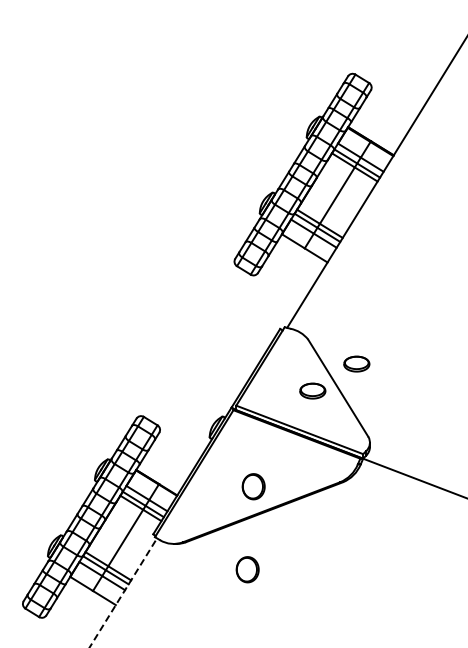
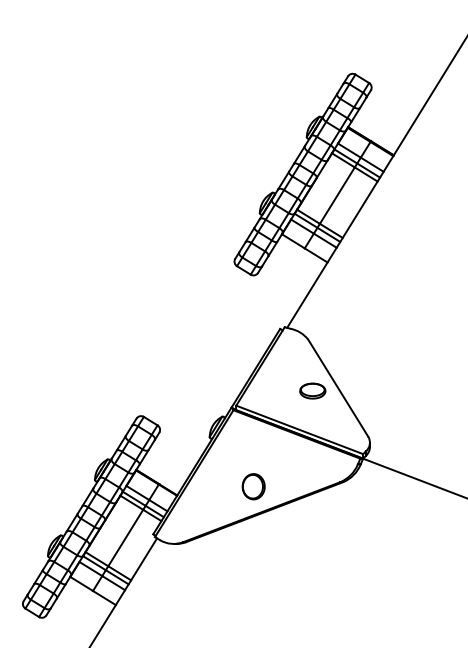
part: present -> none (356, 363)
part: present -> none (247, 569)
line: dashed -> solid (123, 592)
